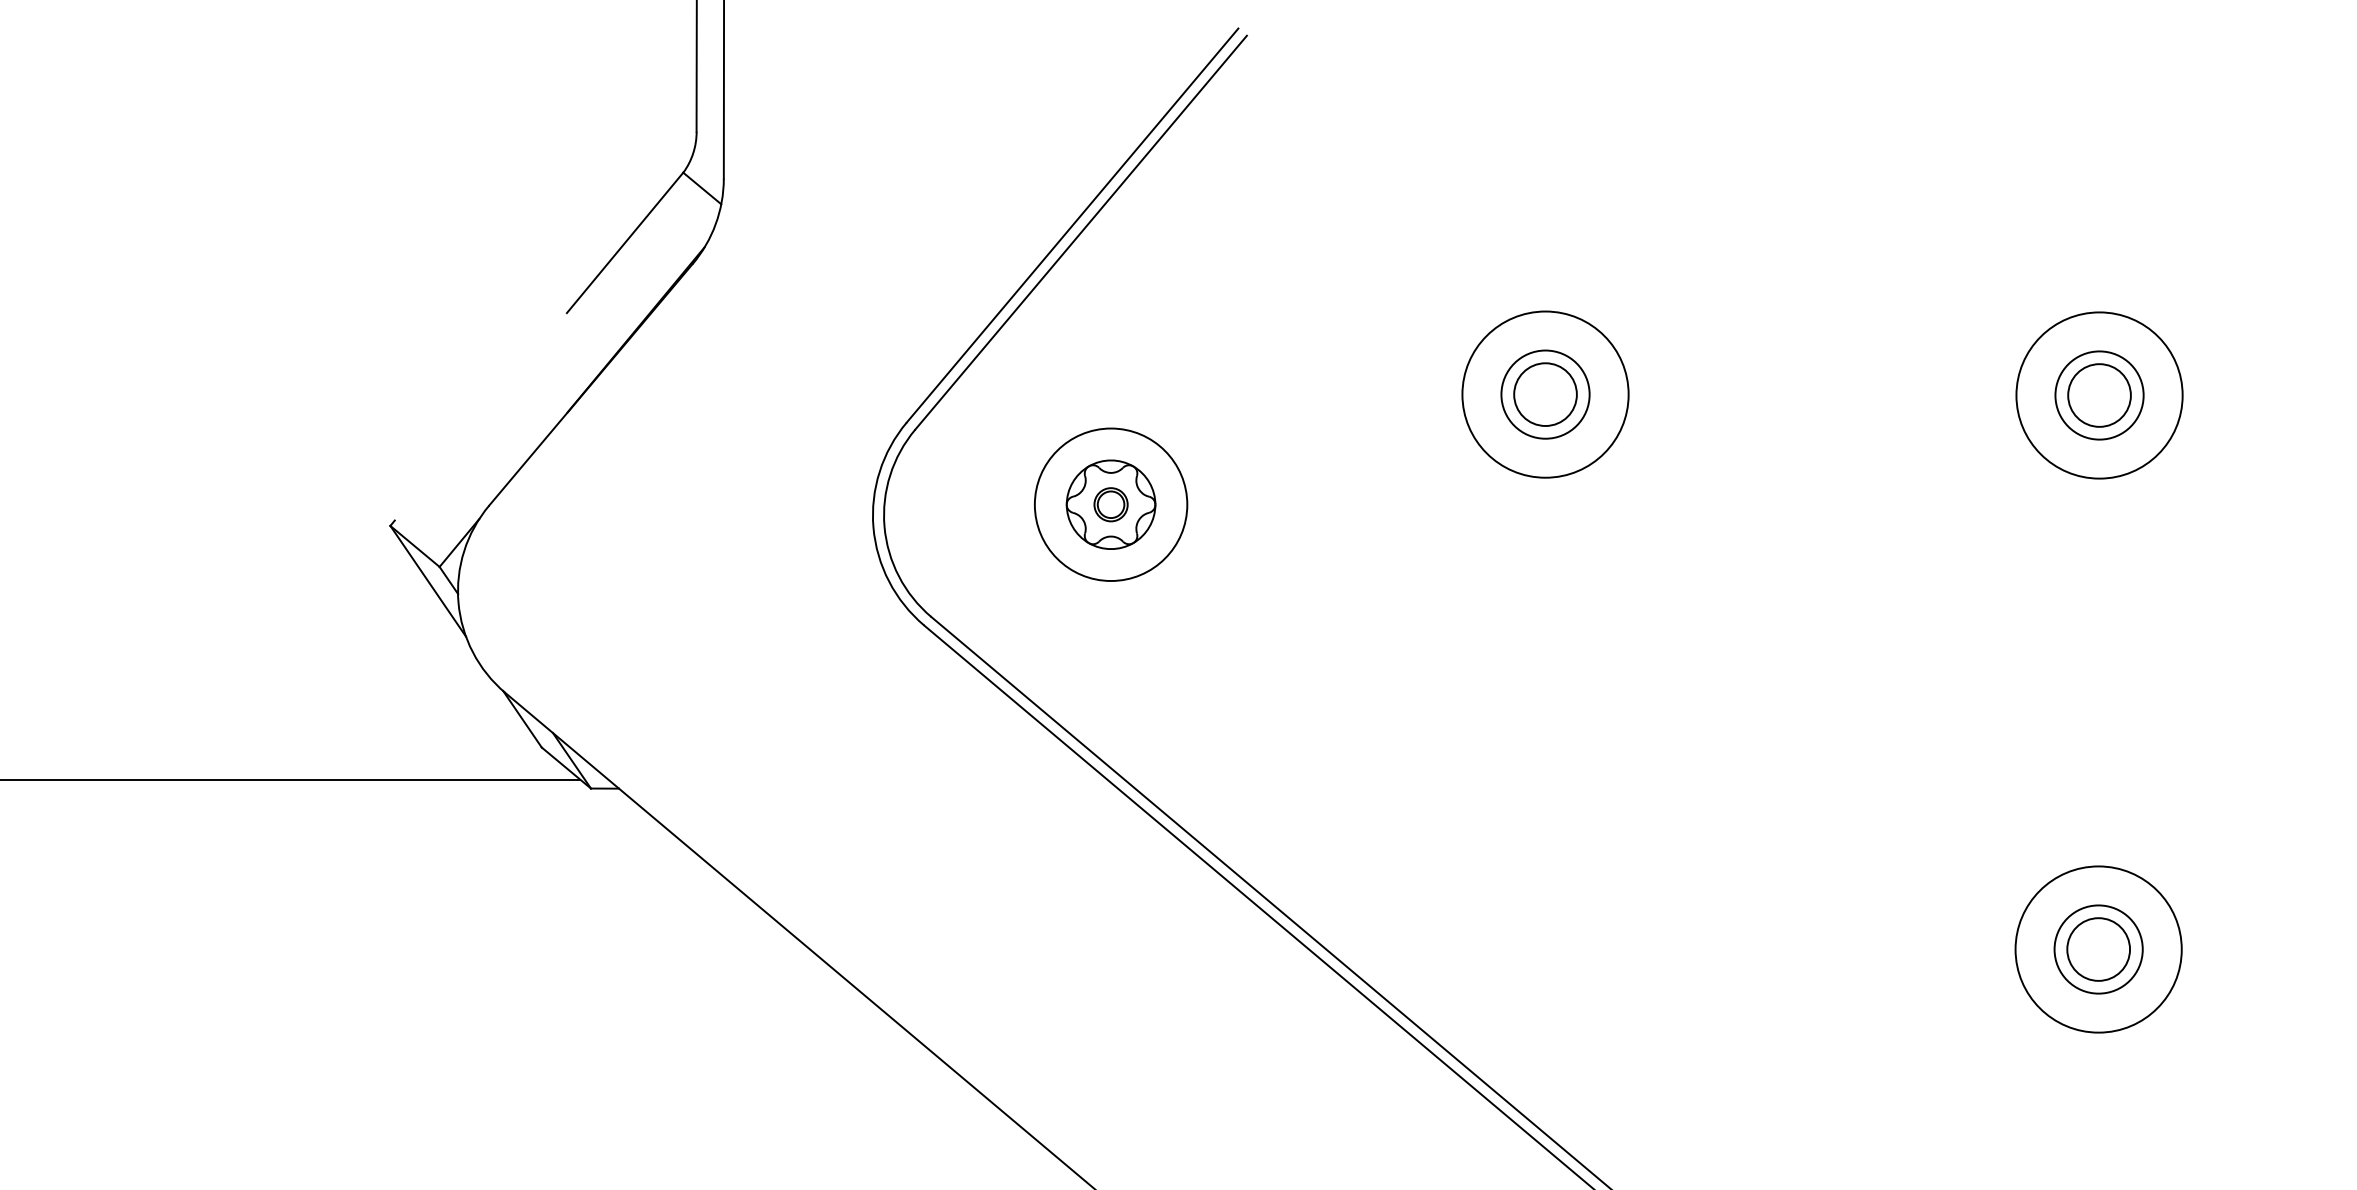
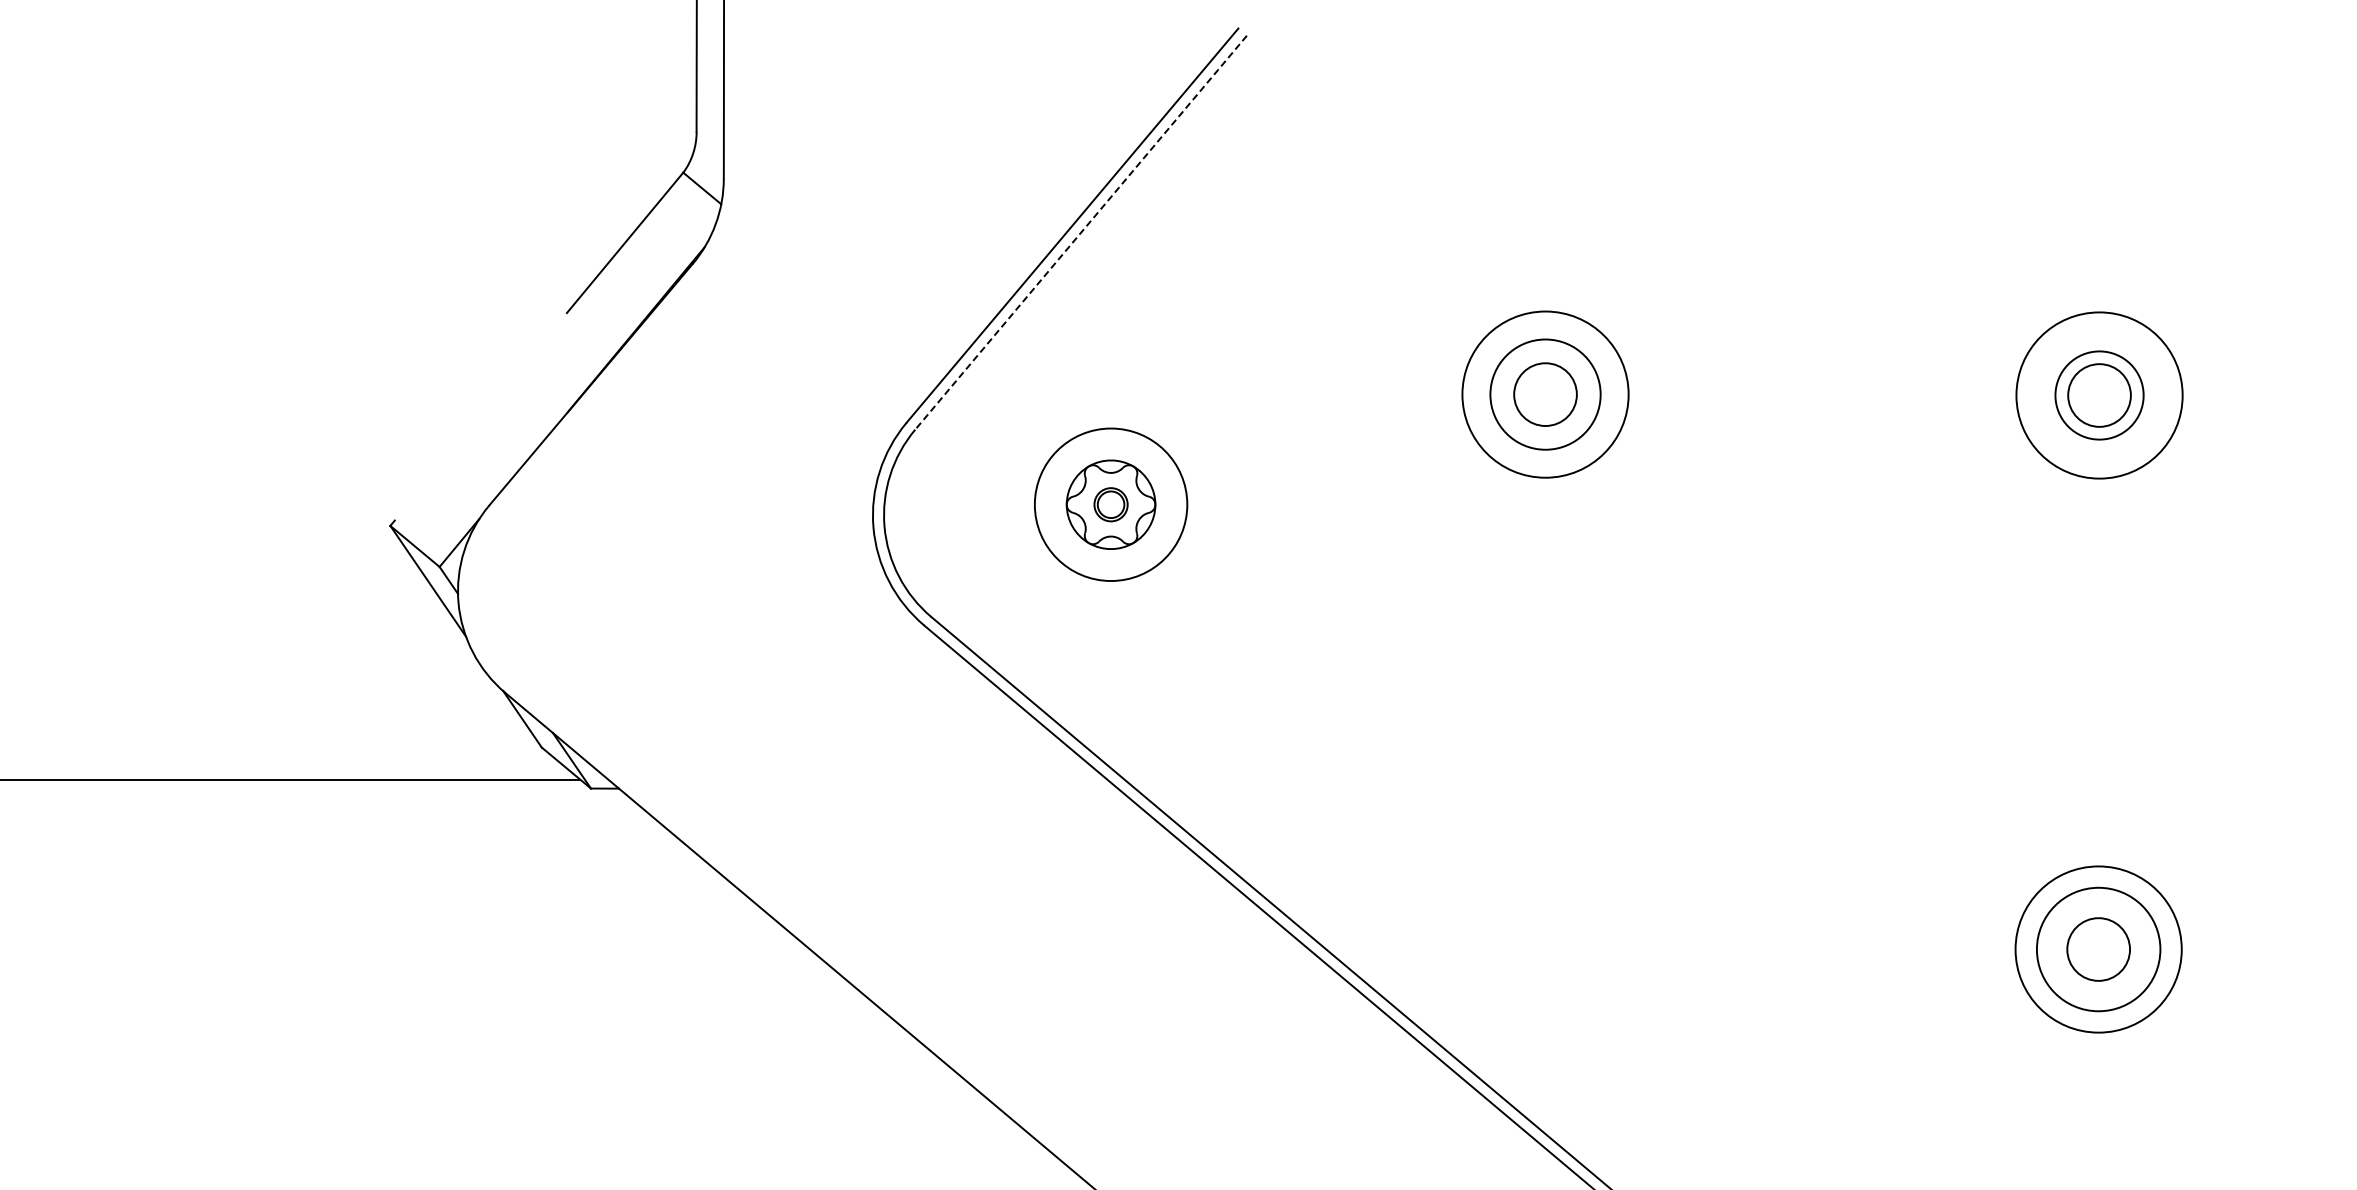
line: solid -> dashed (1080, 233)
circle diameter: 88 px -> 110 px (1545, 394)
circle diameter: 88 px -> 123 px (2098, 949)
